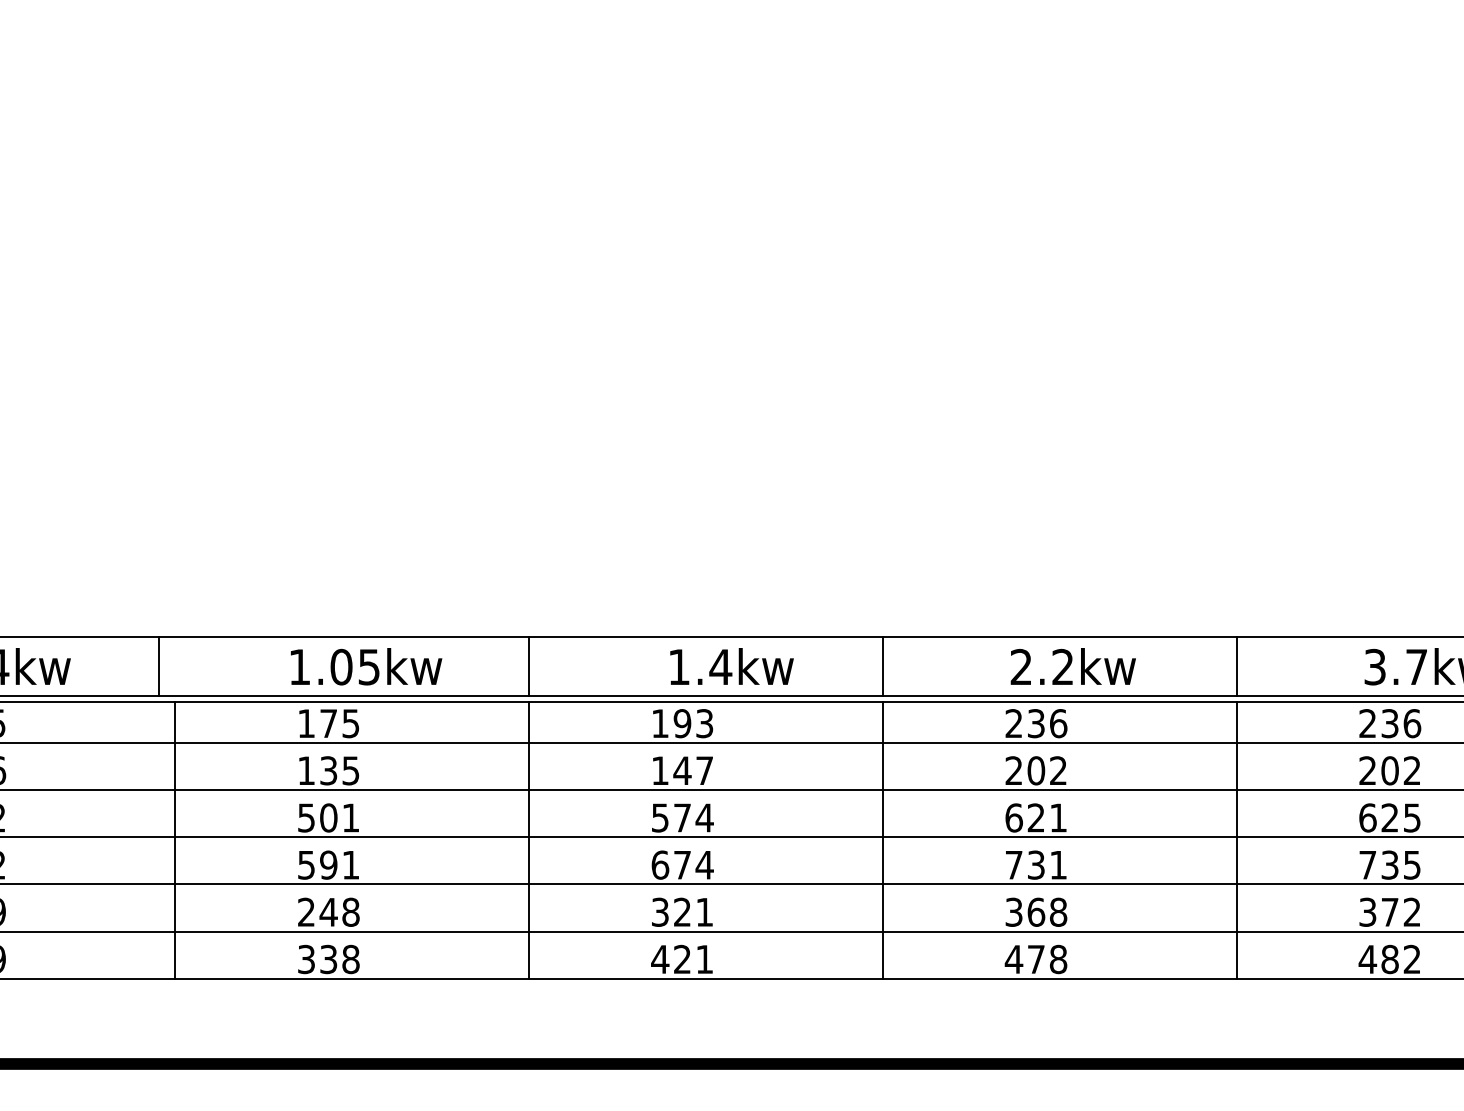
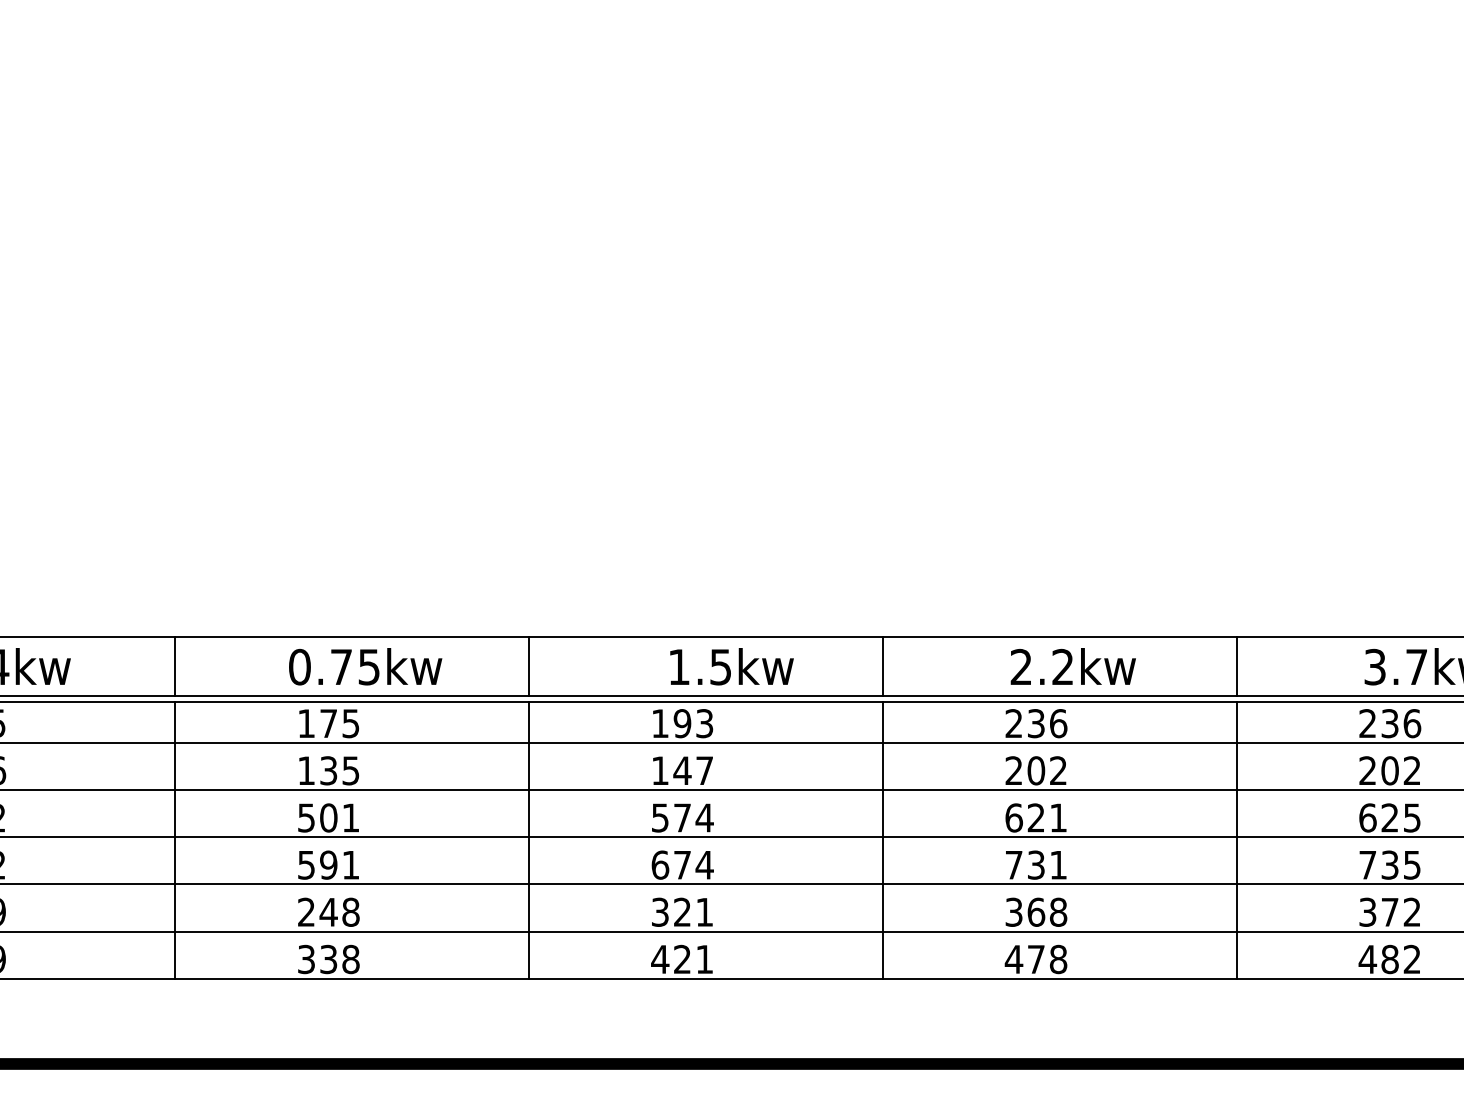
line position: (159, 665) -> (175, 665) (175, 665)
text: 1.05kw -> 0.75kw (320, 666)
text: 1.4kw -> 1.5kw (720, 667)
